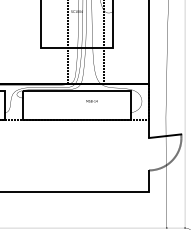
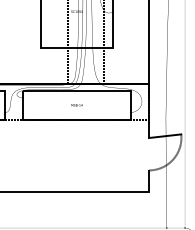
text position: (91, 101) -> (76, 105) (76, 105)
